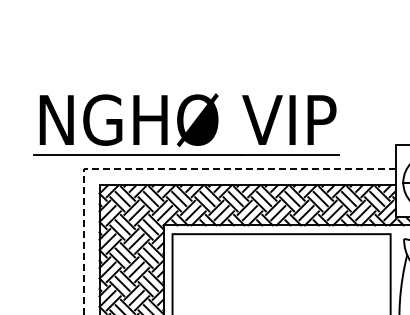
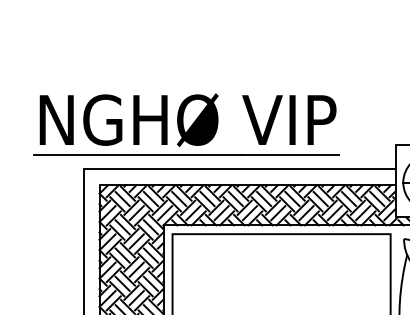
line: dashed -> solid (166, 169)
